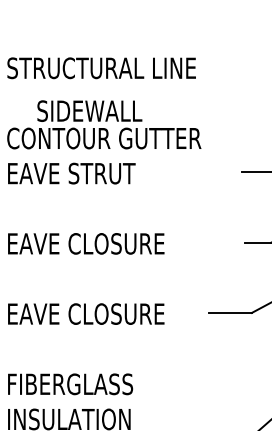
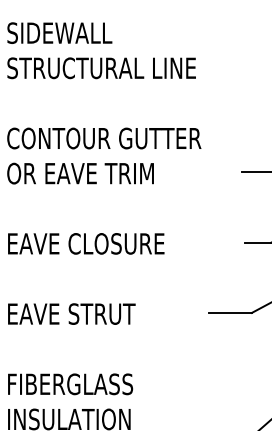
text position: (89, 110) -> (59, 32) (59, 32)
text: EAVE STRUT -> OR EAVE TRIM (80, 173)
text: EAVE CLOSURE -> EAVE STRUT (116, 313)
